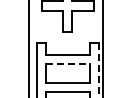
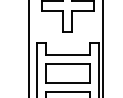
line: dashed -> solid (67, 64)
line: dashed -> solid (98, 70)
